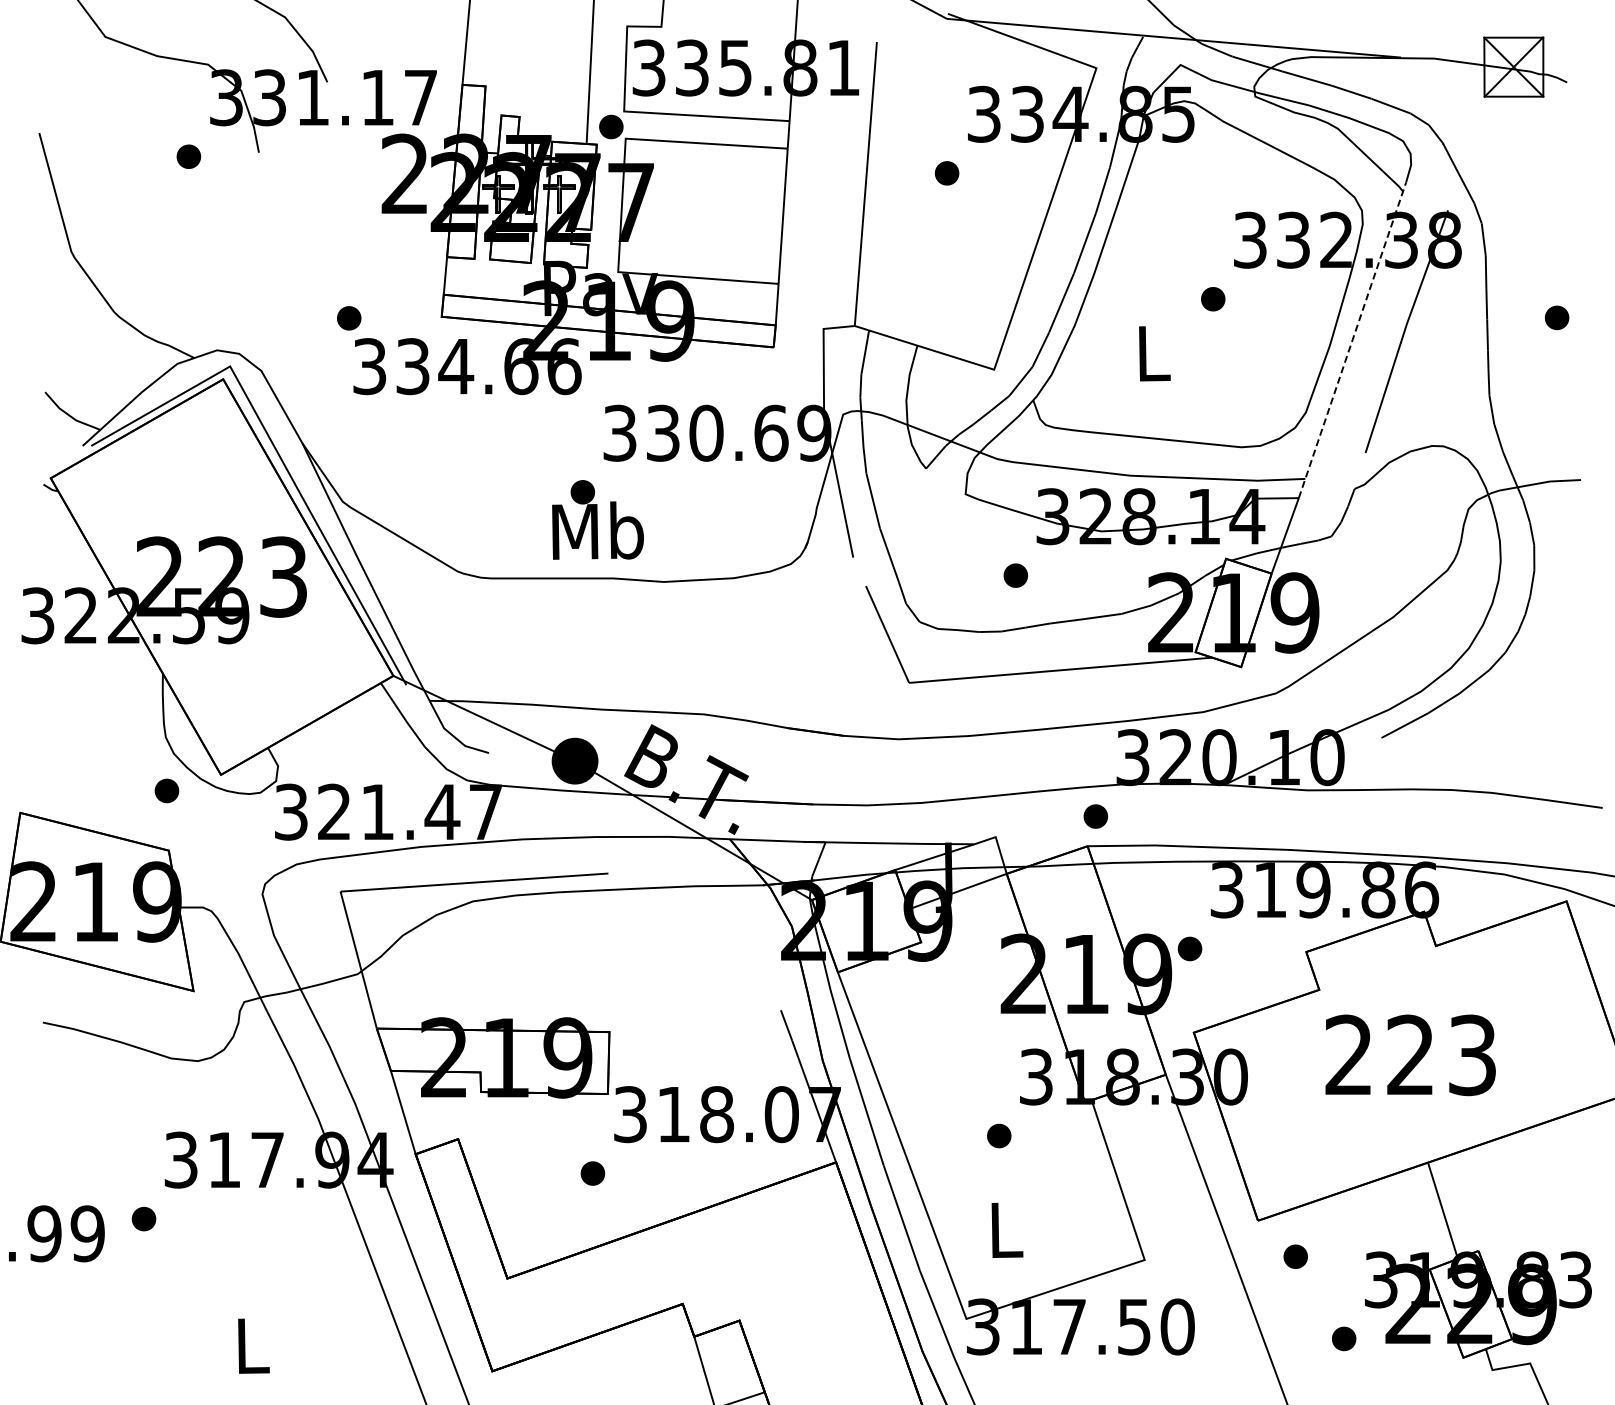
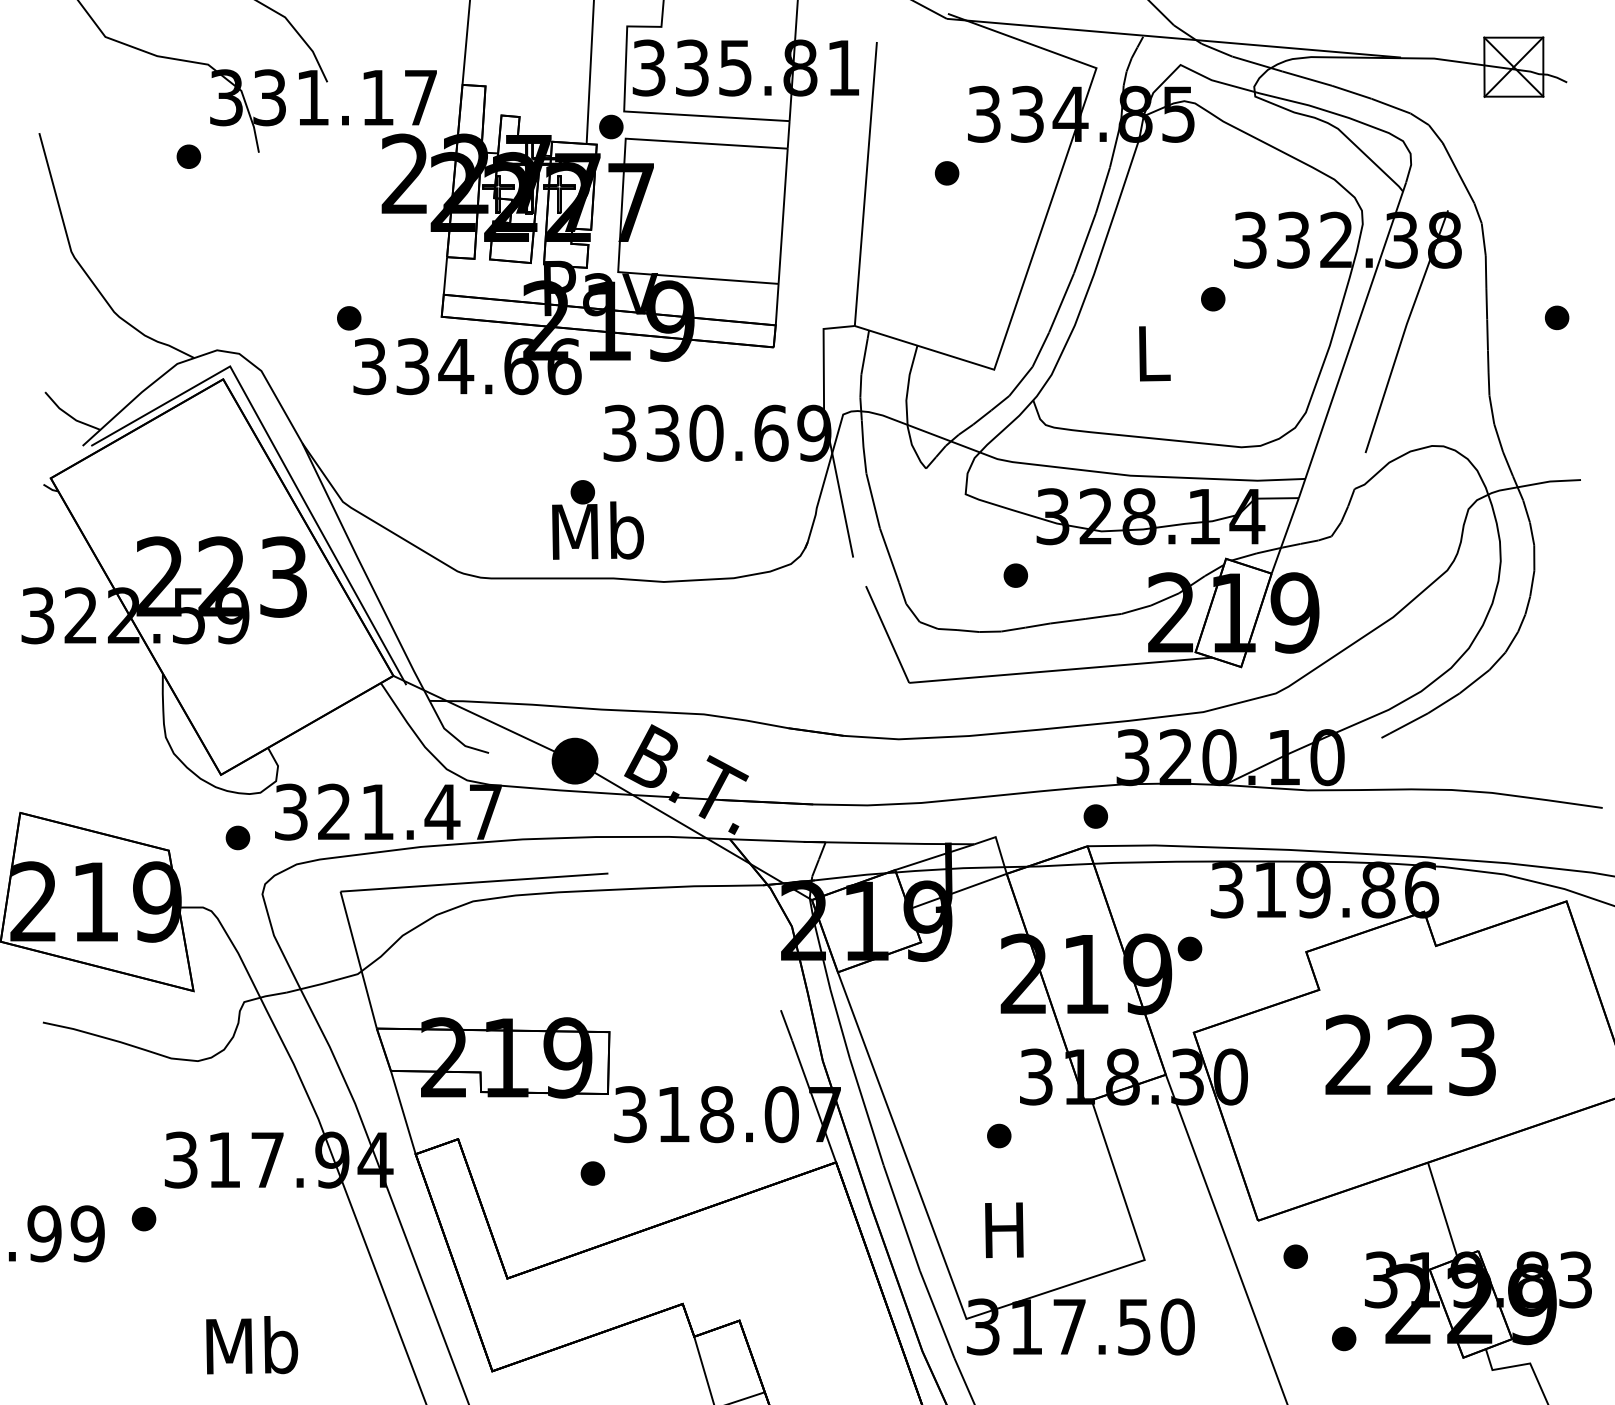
line: dashed -> solid (1352, 340)
part position: (166, 790) -> (237, 837) (237, 837)
text: L -> H (1004, 1230)
text: L -> Mb (252, 1345)
